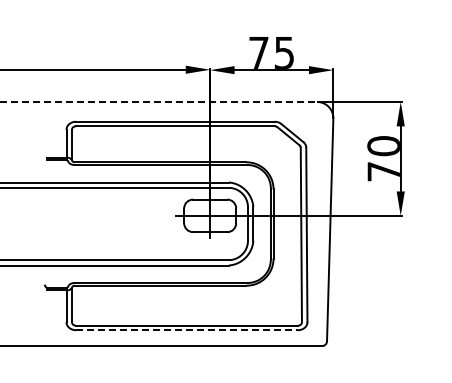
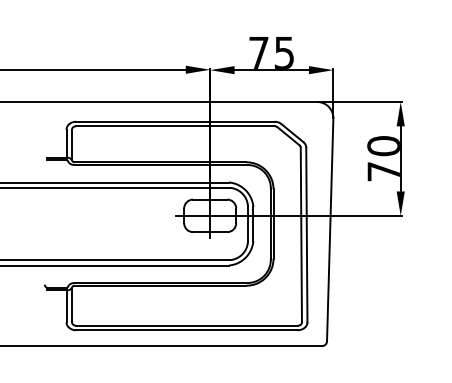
line: dashed -> solid (159, 101)
line: dashed -> solid (186, 330)
